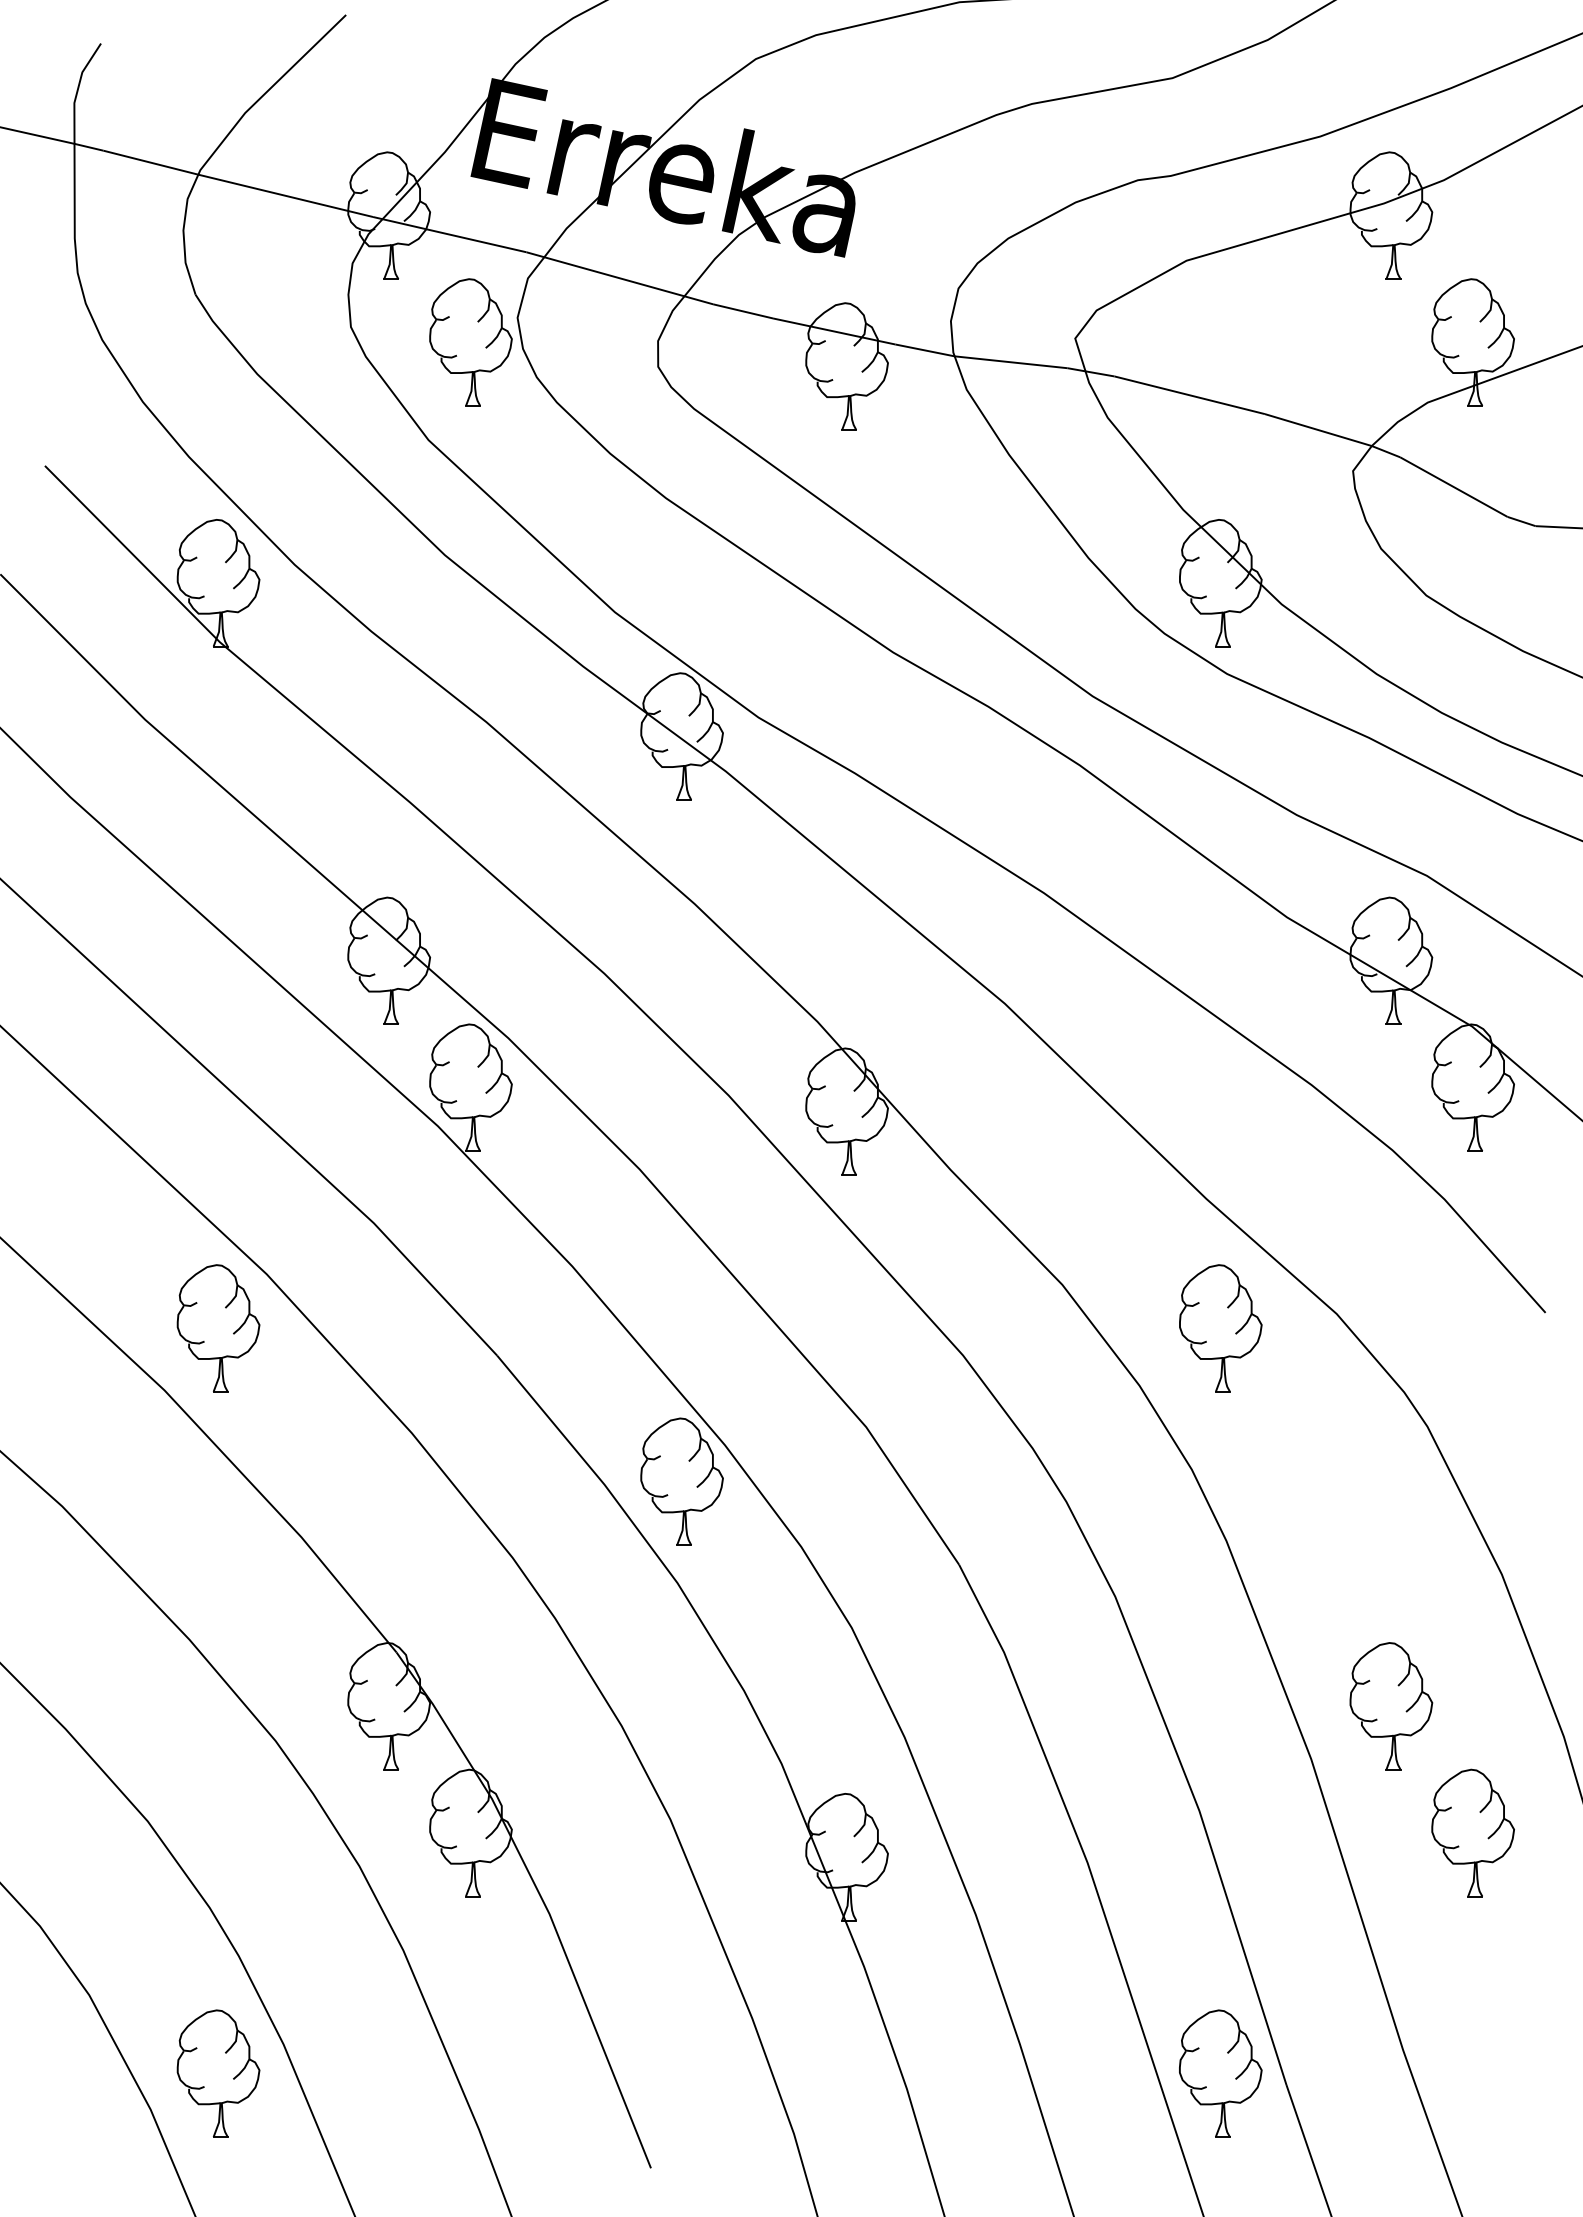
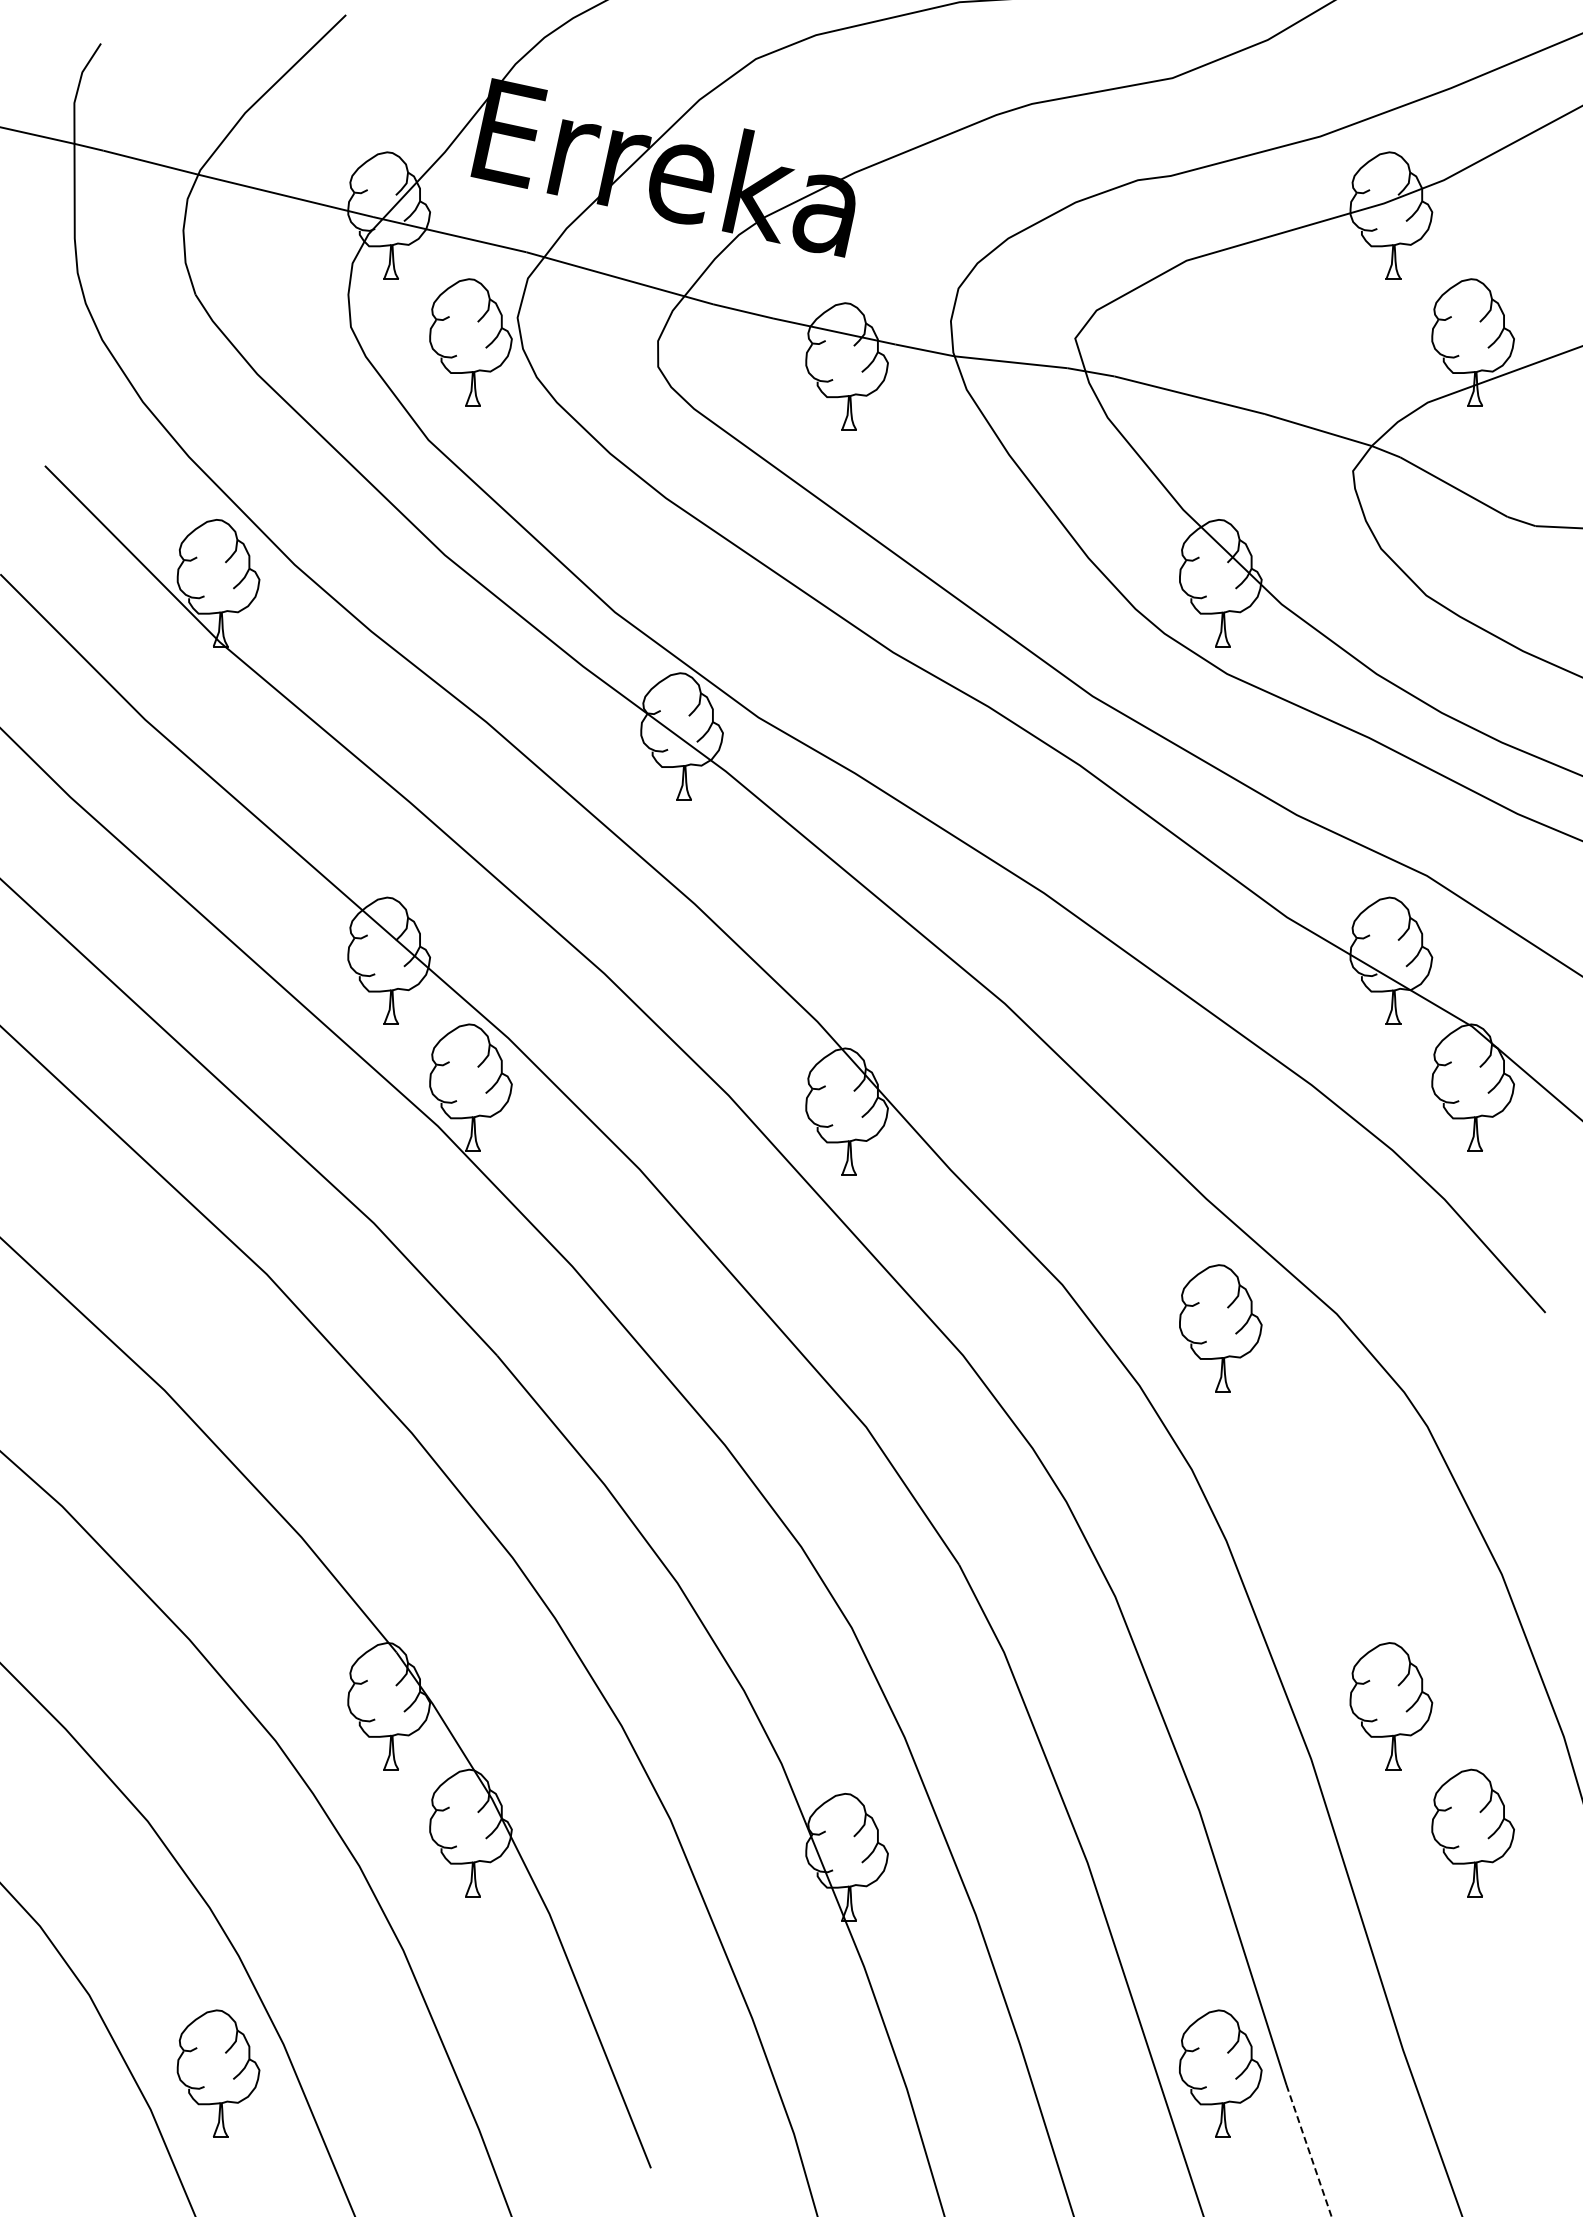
part: present -> none (218, 1328)
part: present -> none (681, 1481)
line: solid -> dashed (1309, 2151)
